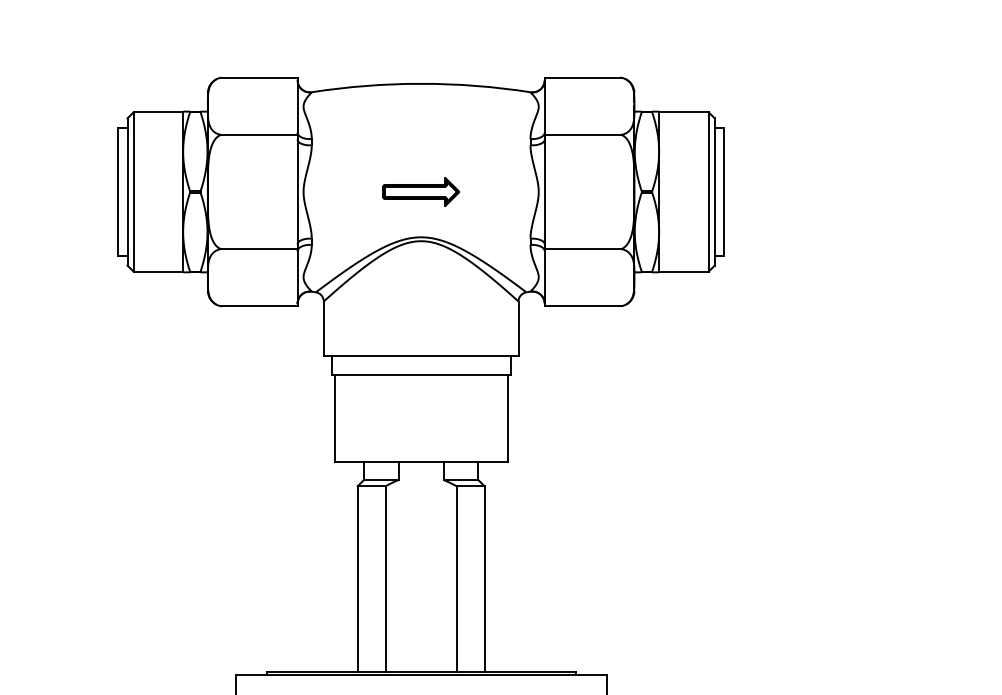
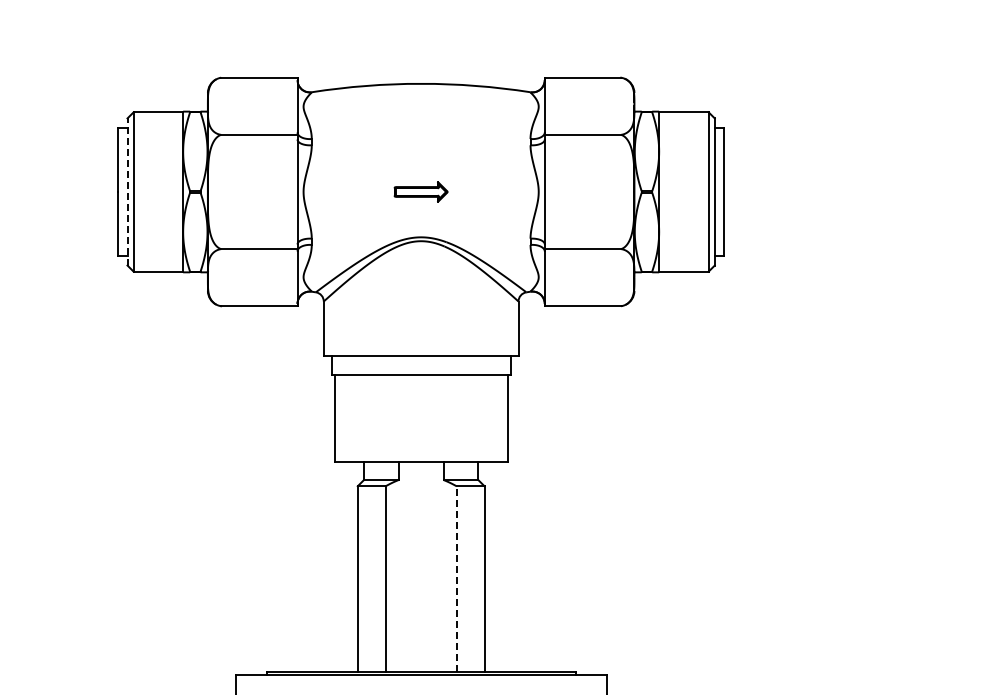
line: solid -> dashed (127, 191)
part size: 78x30 px -> 56x22 px (420, 191)
line: solid -> dashed (456, 578)
